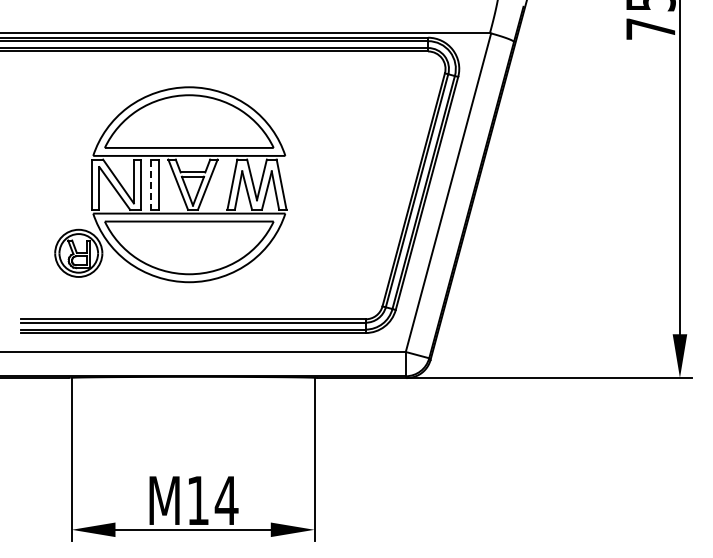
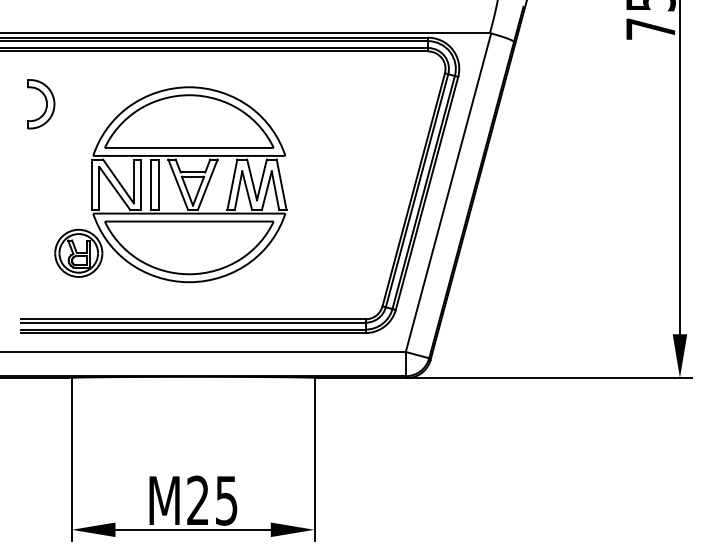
part: none -> present (41, 104)
line: dashed -> solid (151, 185)
text: M14 -> M25 (212, 500)
